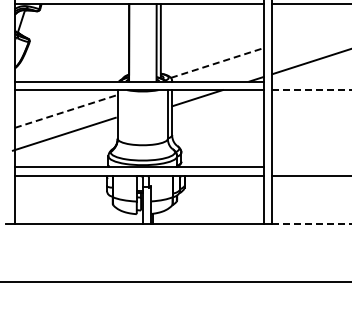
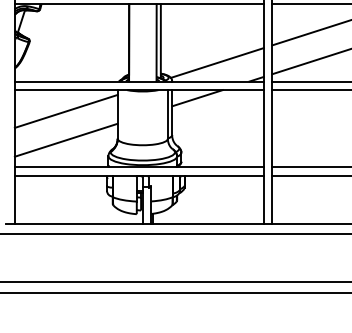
line: none -> present (310, 32)
line: dashed -> solid (217, 63)
line: none -> present (310, 81)
line: dashed -> solid (311, 90)
line: dashed -> solid (66, 111)
line position: (63, 133) -> (65, 139) (65, 139)
line: none -> present (310, 167)
line: dashed -> solid (311, 224)
line: none -> present (175, 234)
line: none -> present (175, 292)
